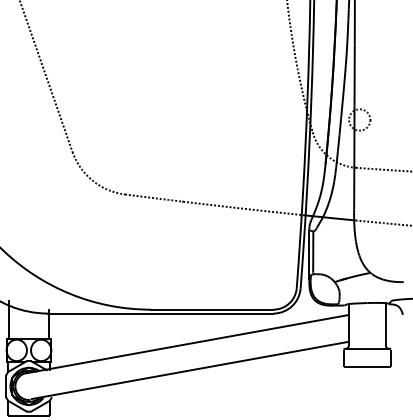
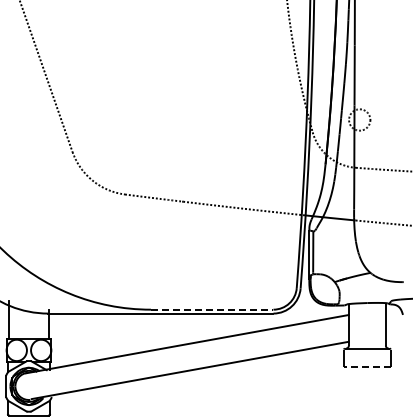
line: solid -> dashed (212, 309)
line: solid -> dashed (366, 367)
